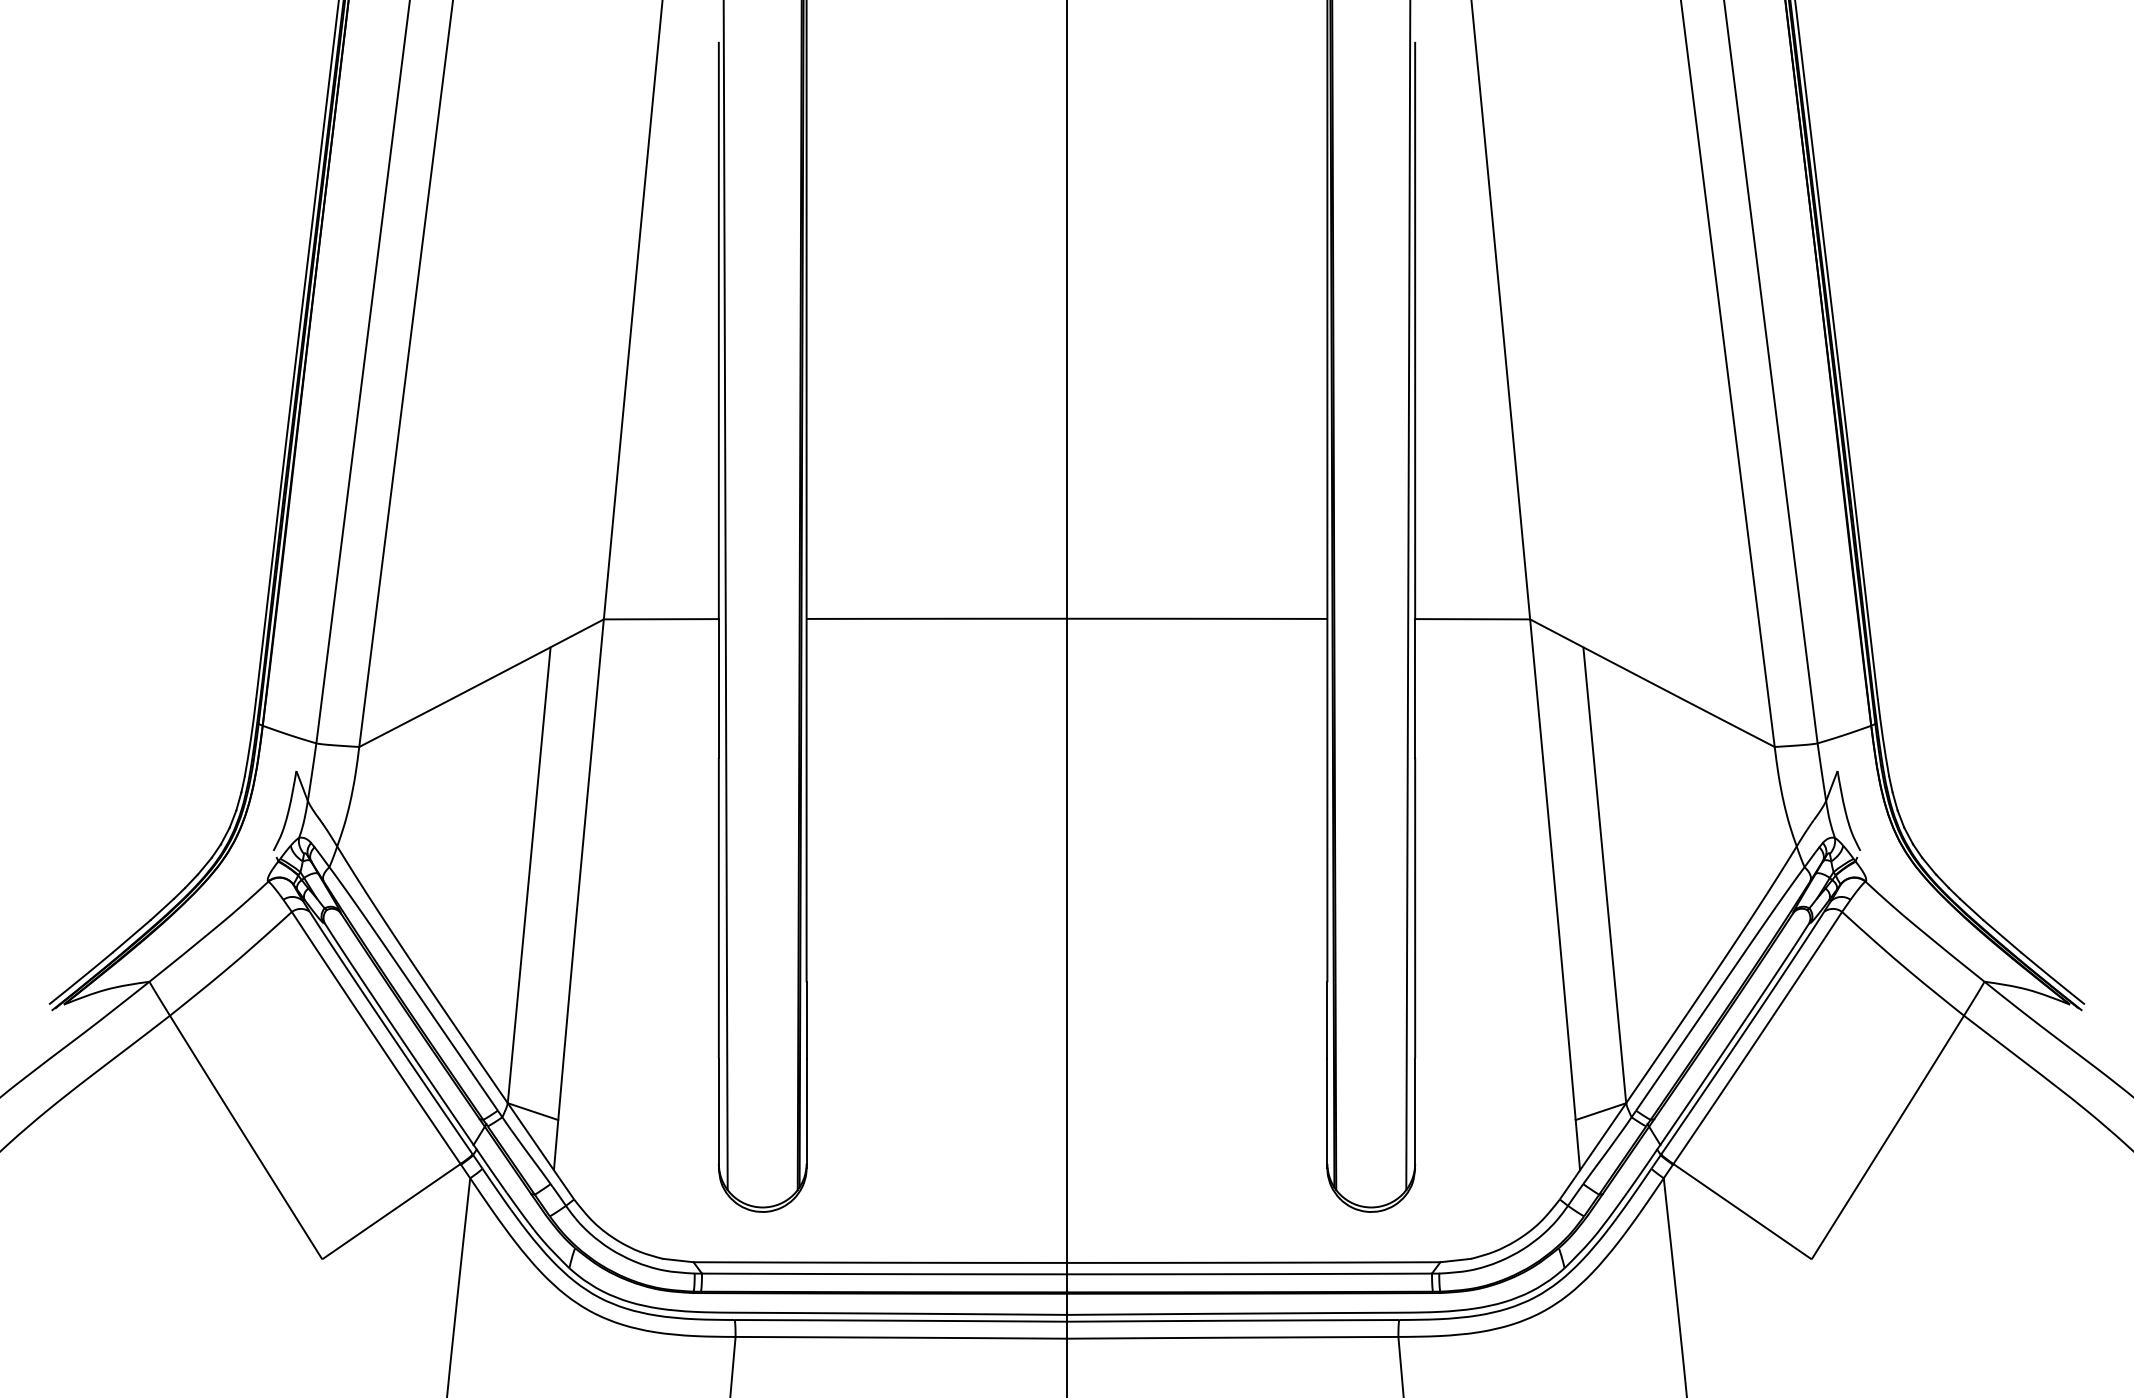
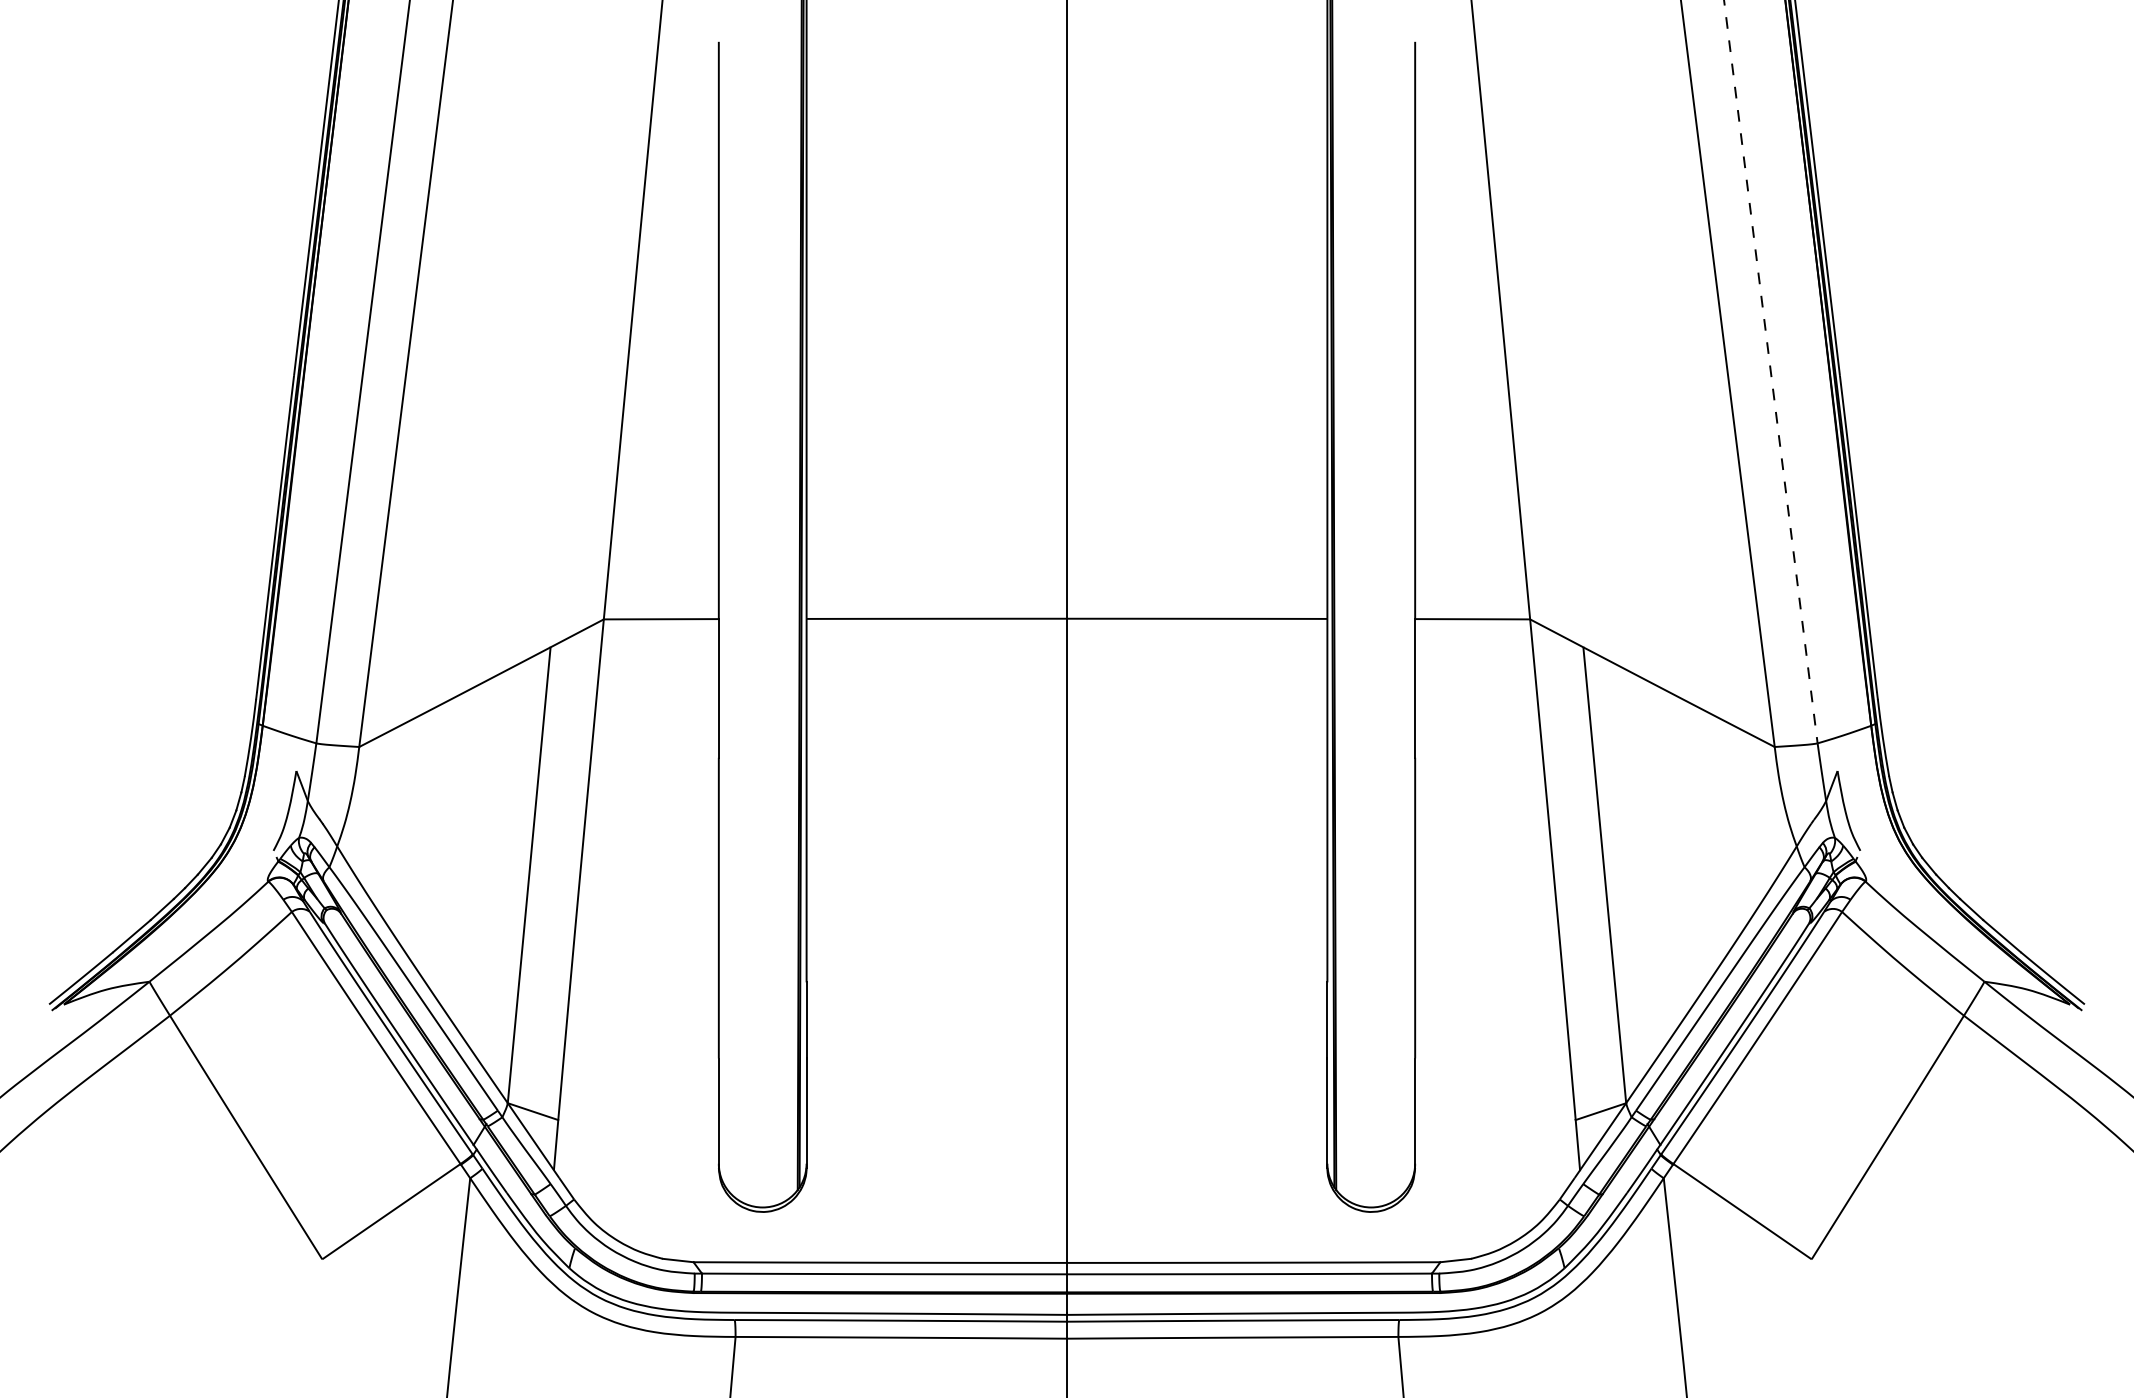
line: solid -> dashed (1770, 372)
line: present -> none (725, 596)
line: present -> none (1408, 596)
